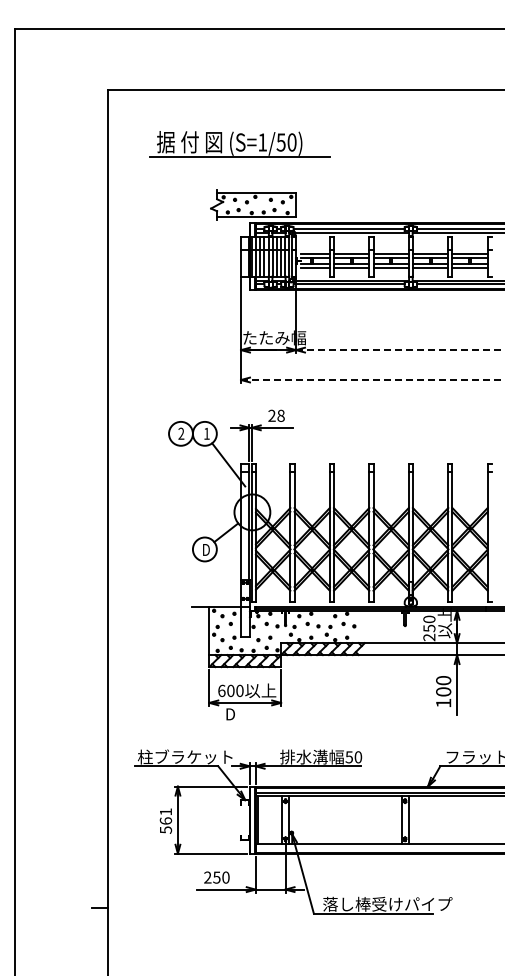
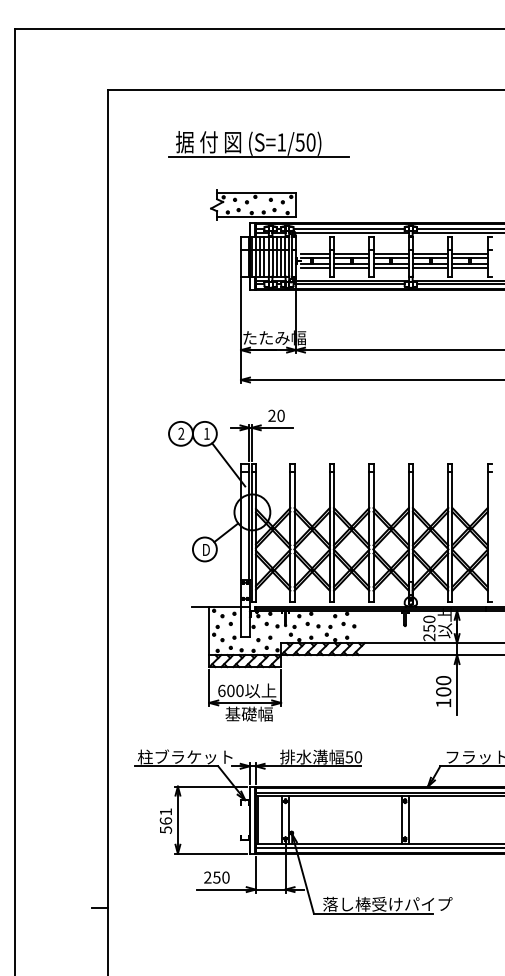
part position: (239, 144) -> (258, 144) (258, 144)
line: dashed -> solid (400, 350)
line: dashed -> solid (372, 380)
text: 28 -> 20 (280, 415)
text: D -> 基礎幅 (248, 713)
line: none -> present (378, 847)
